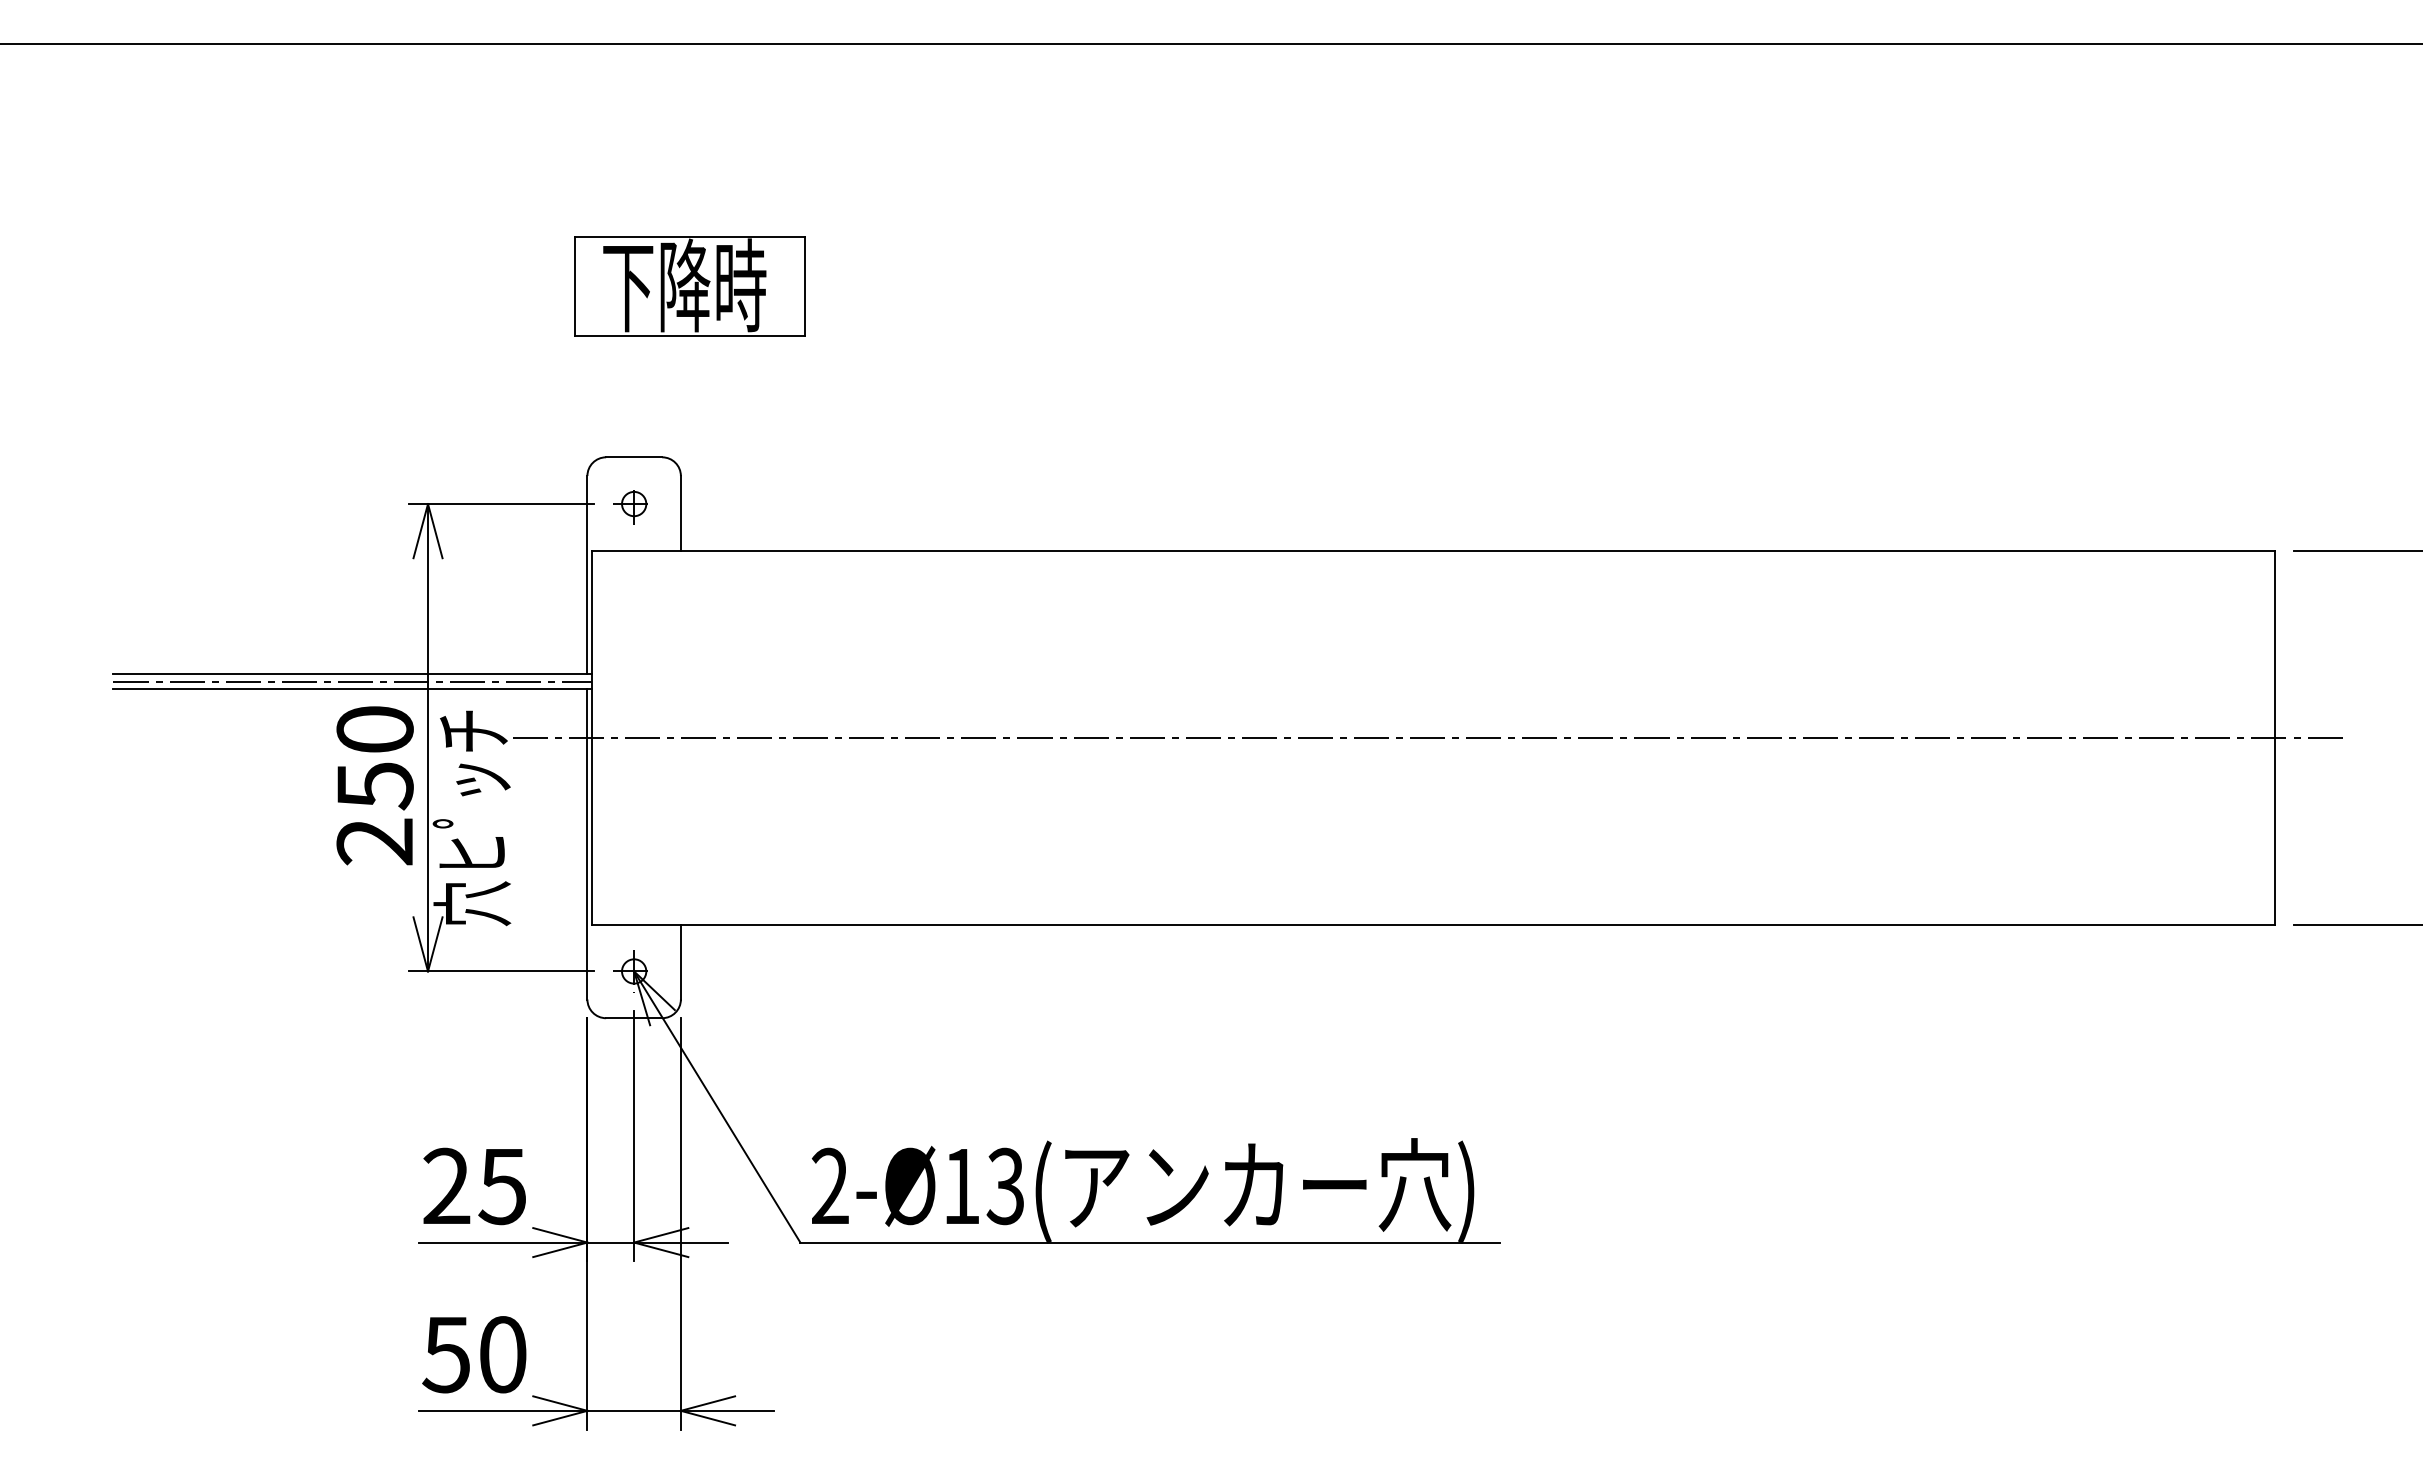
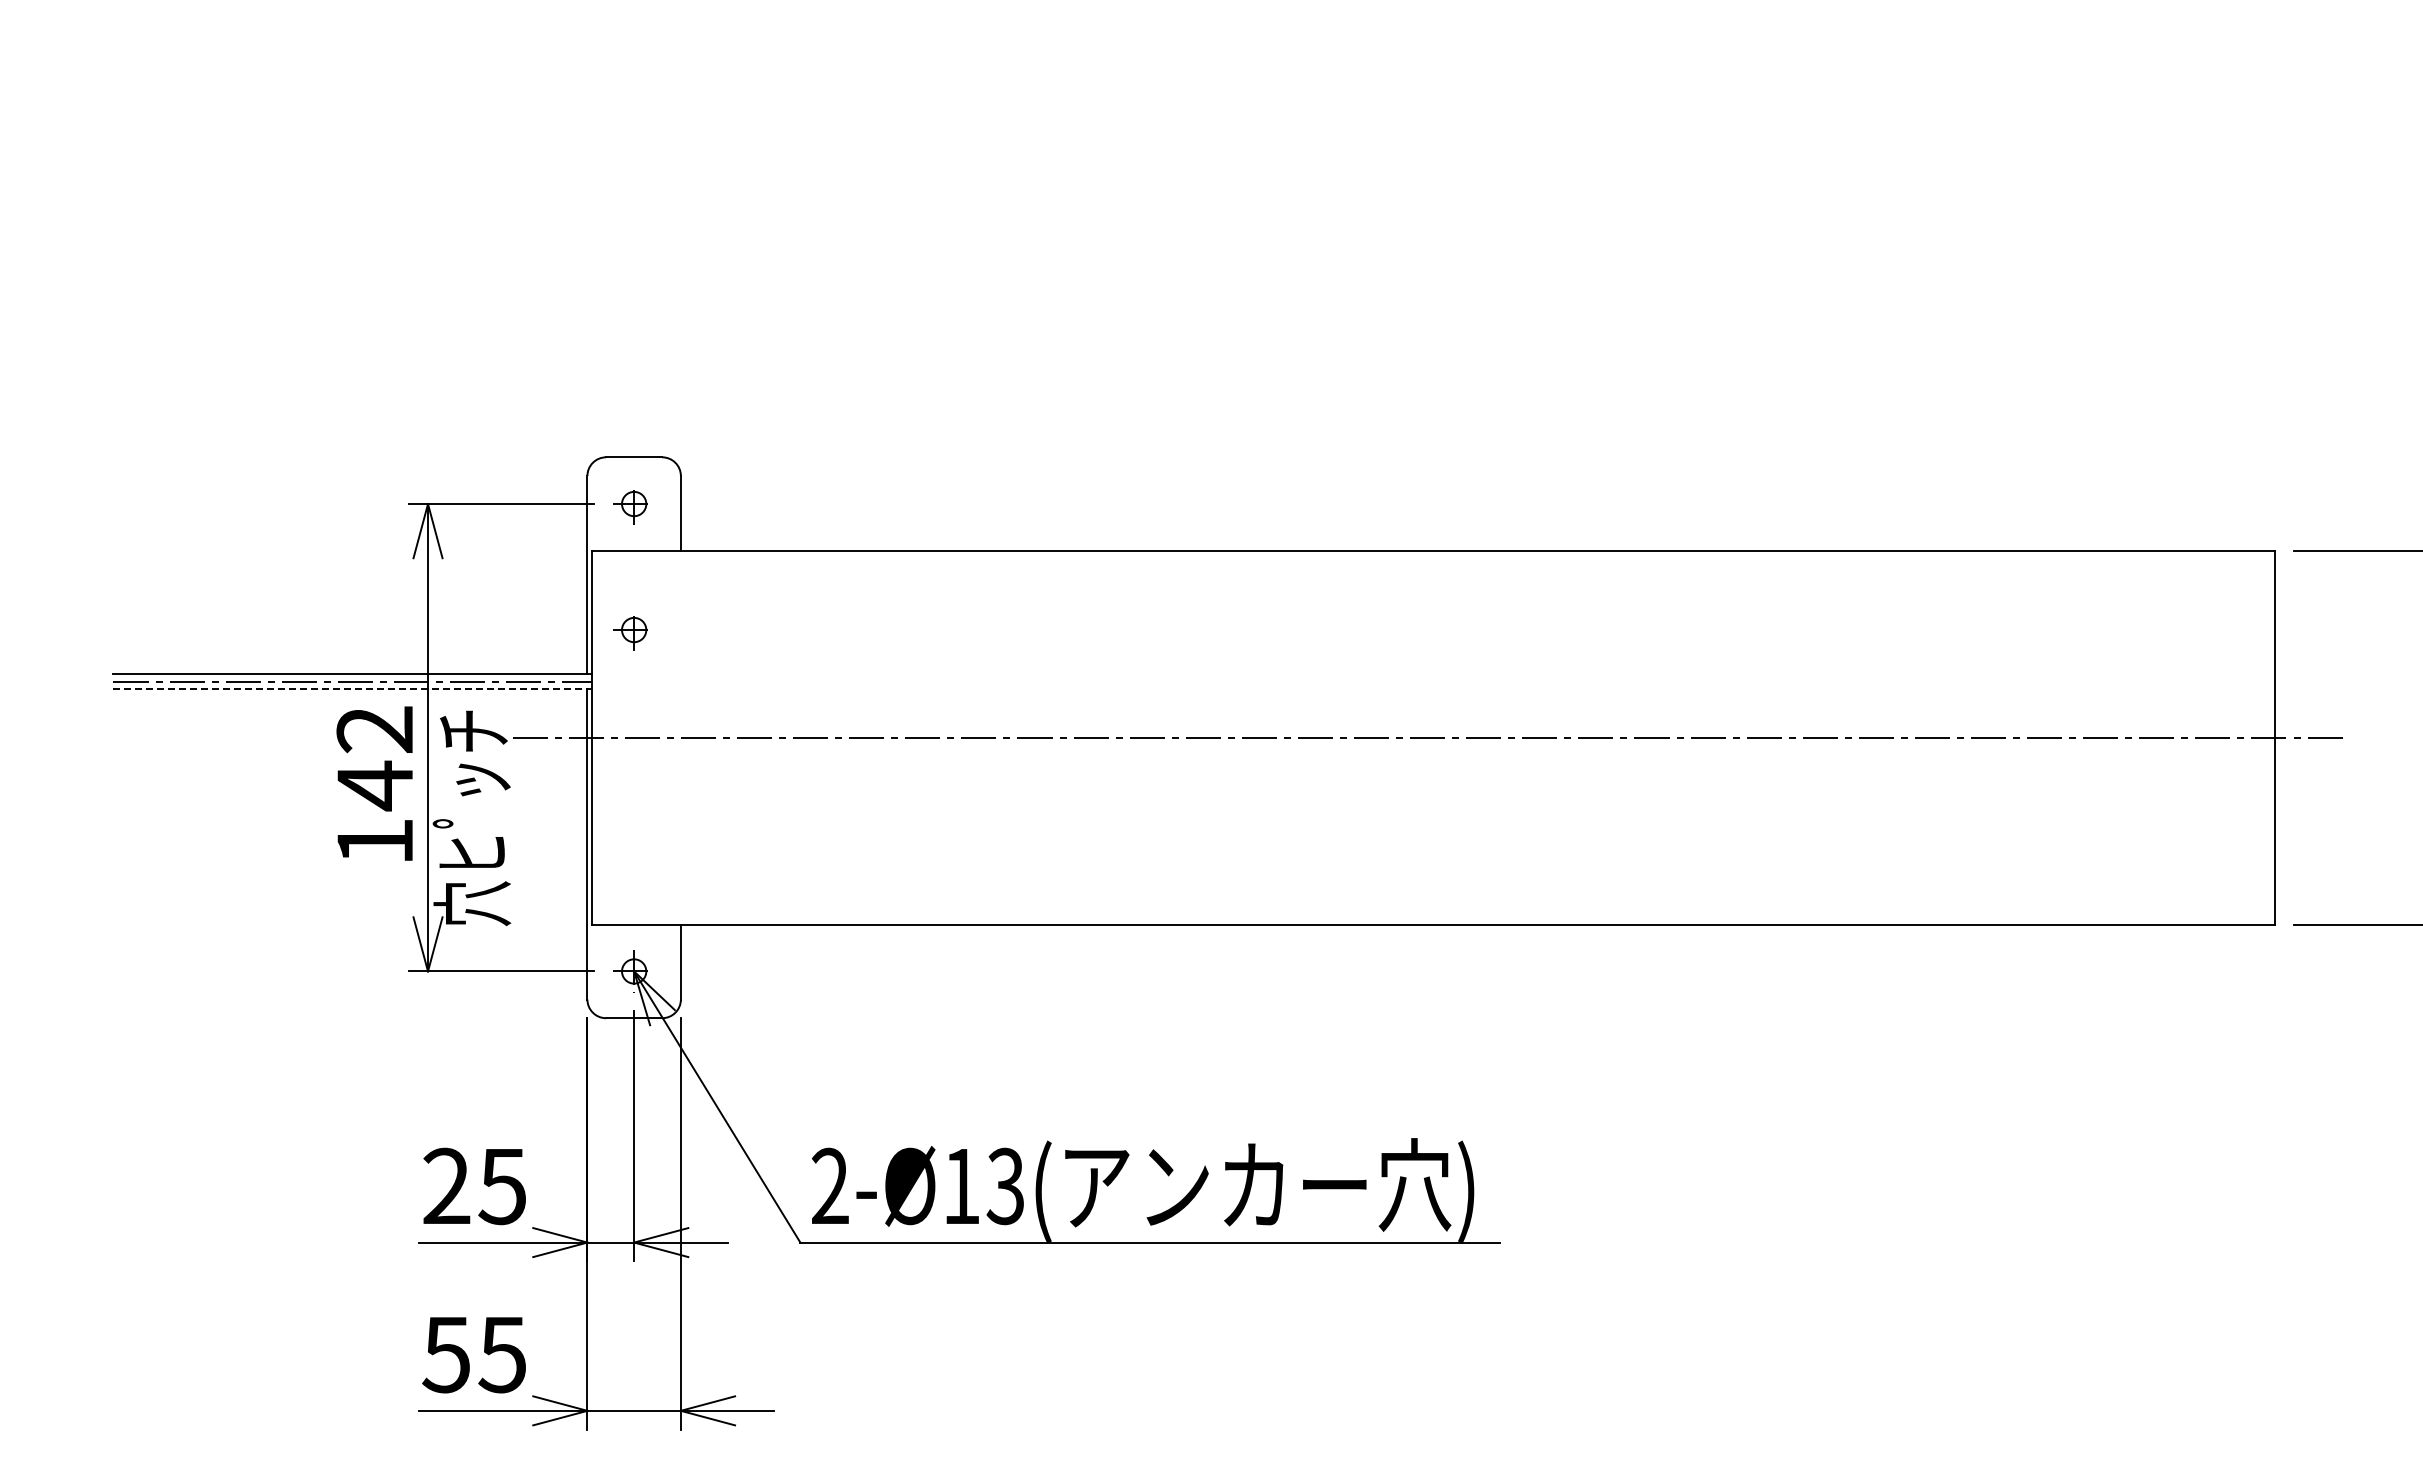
line: present -> none (1210, 44)
part: present -> none (689, 286)
part: none -> present (630, 633)
line: solid -> dashed (352, 689)
text: 250 -> 142 (374, 785)
text: 50 -> 55 (502, 1354)
